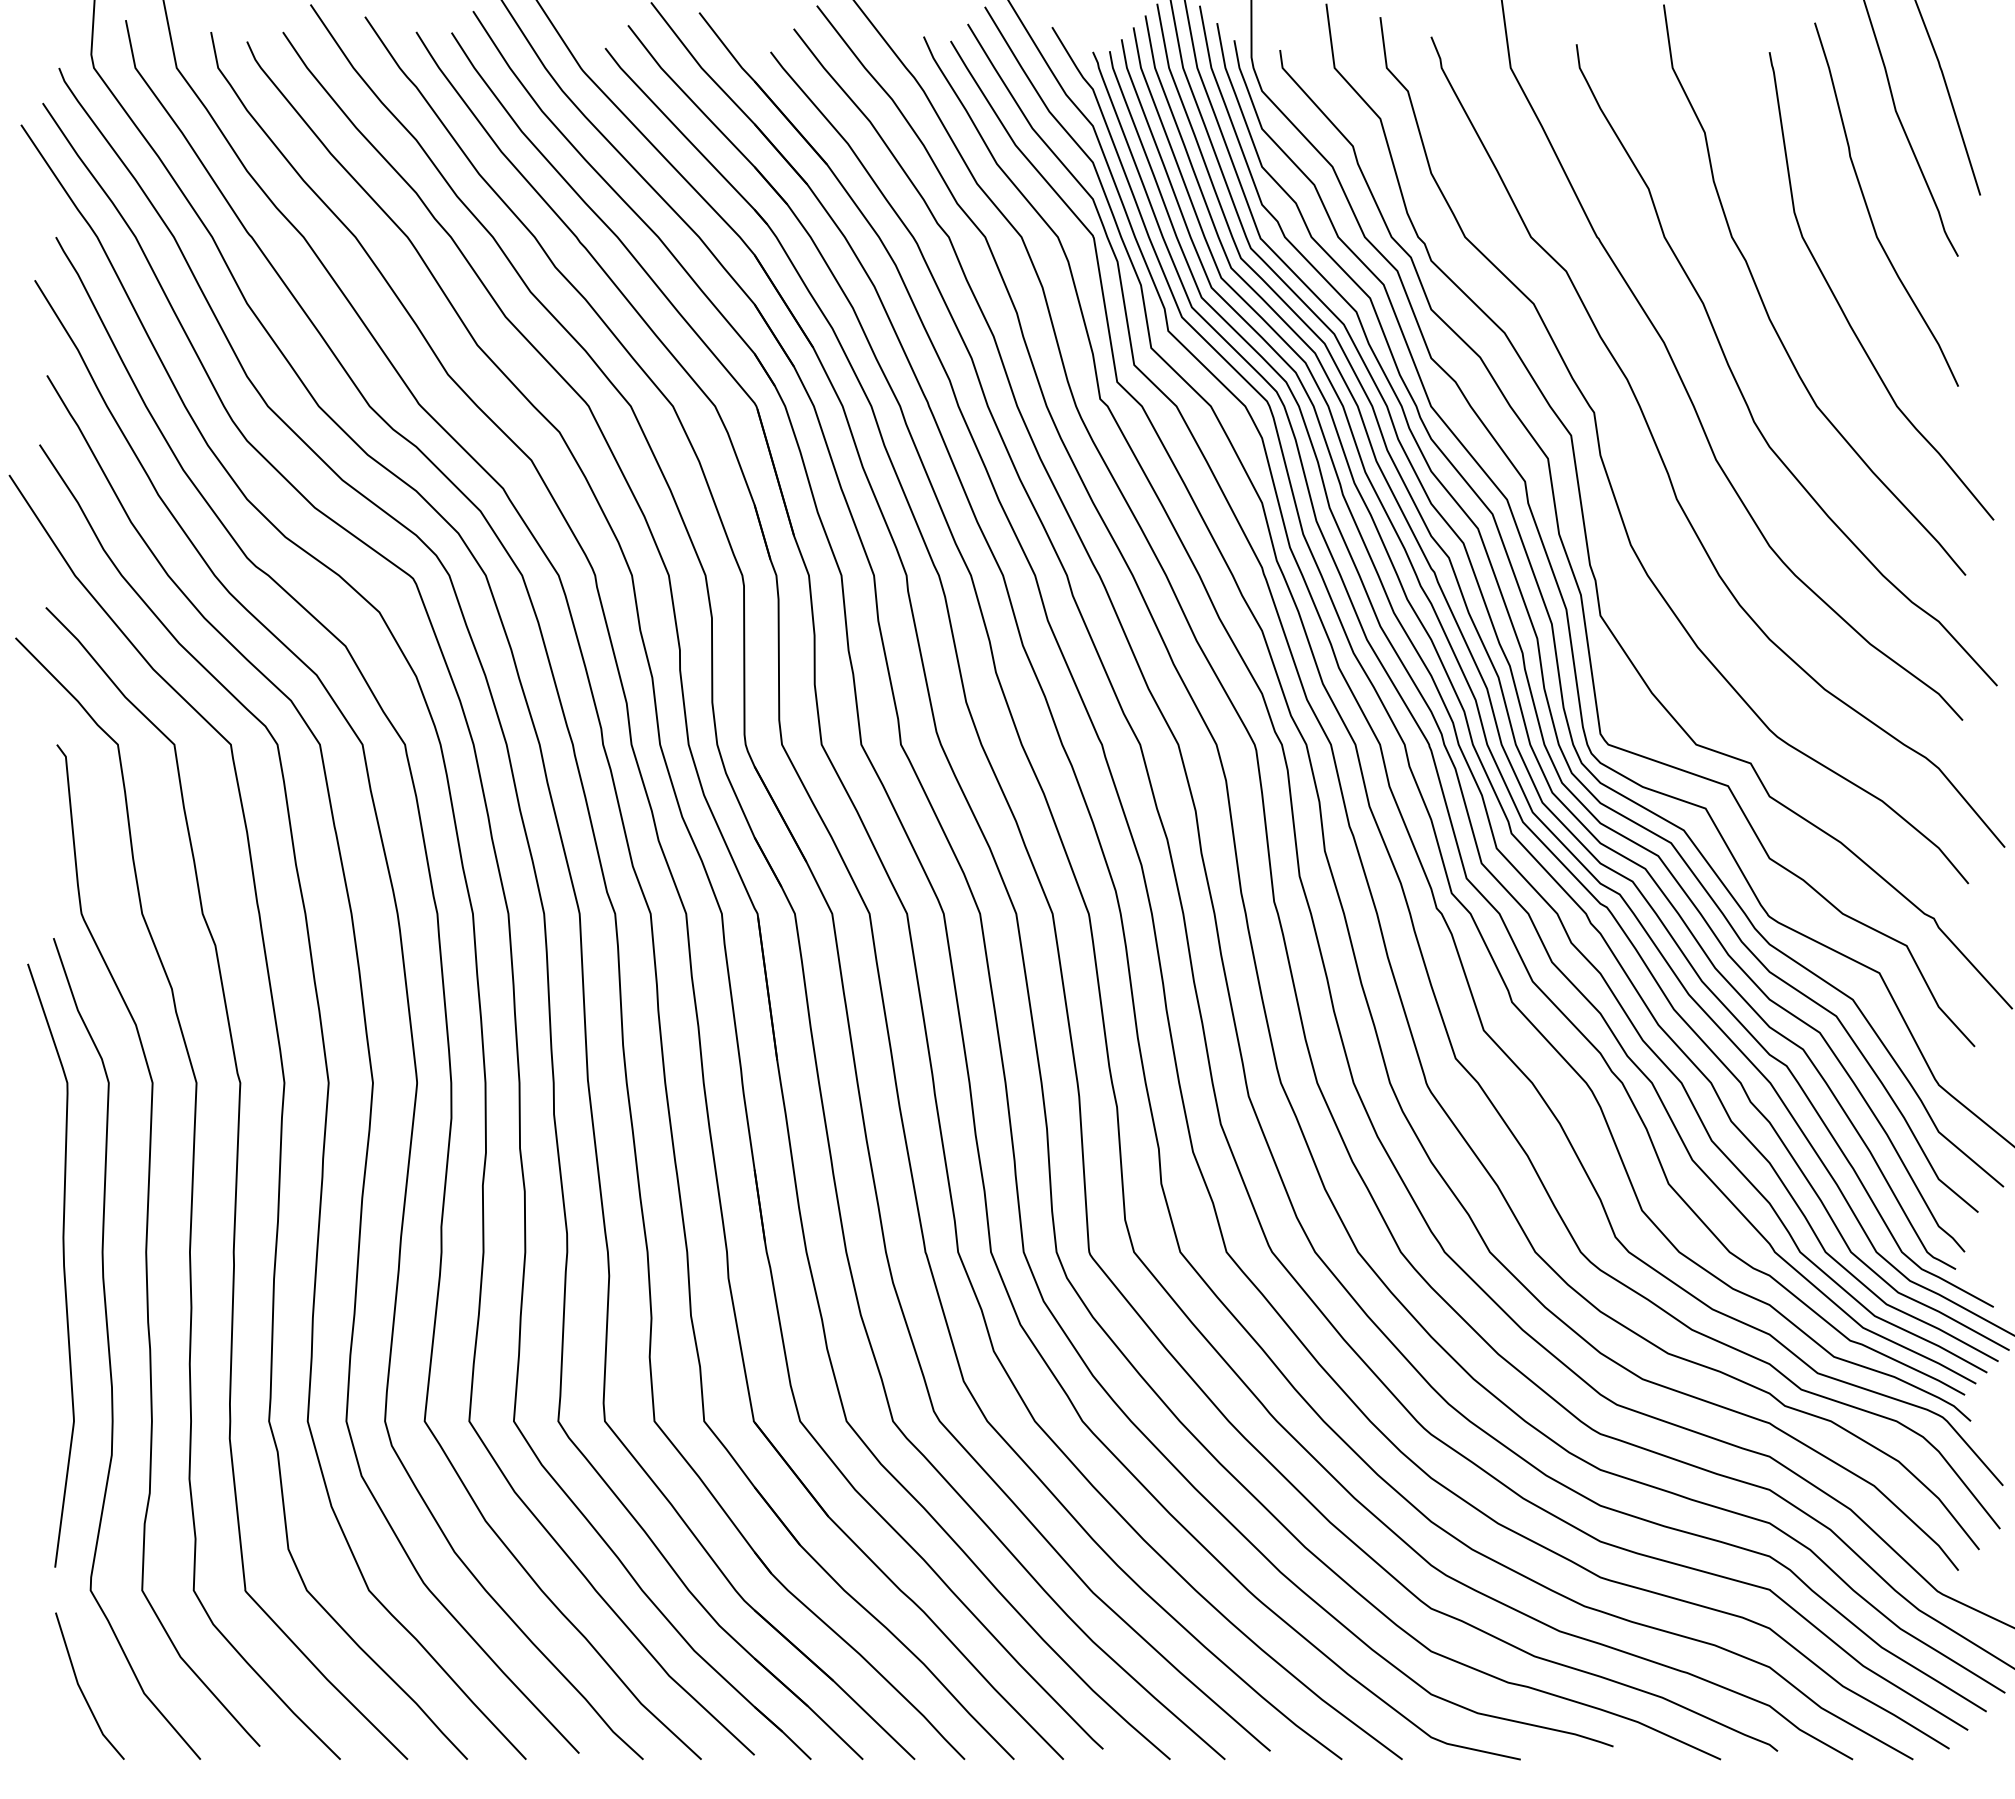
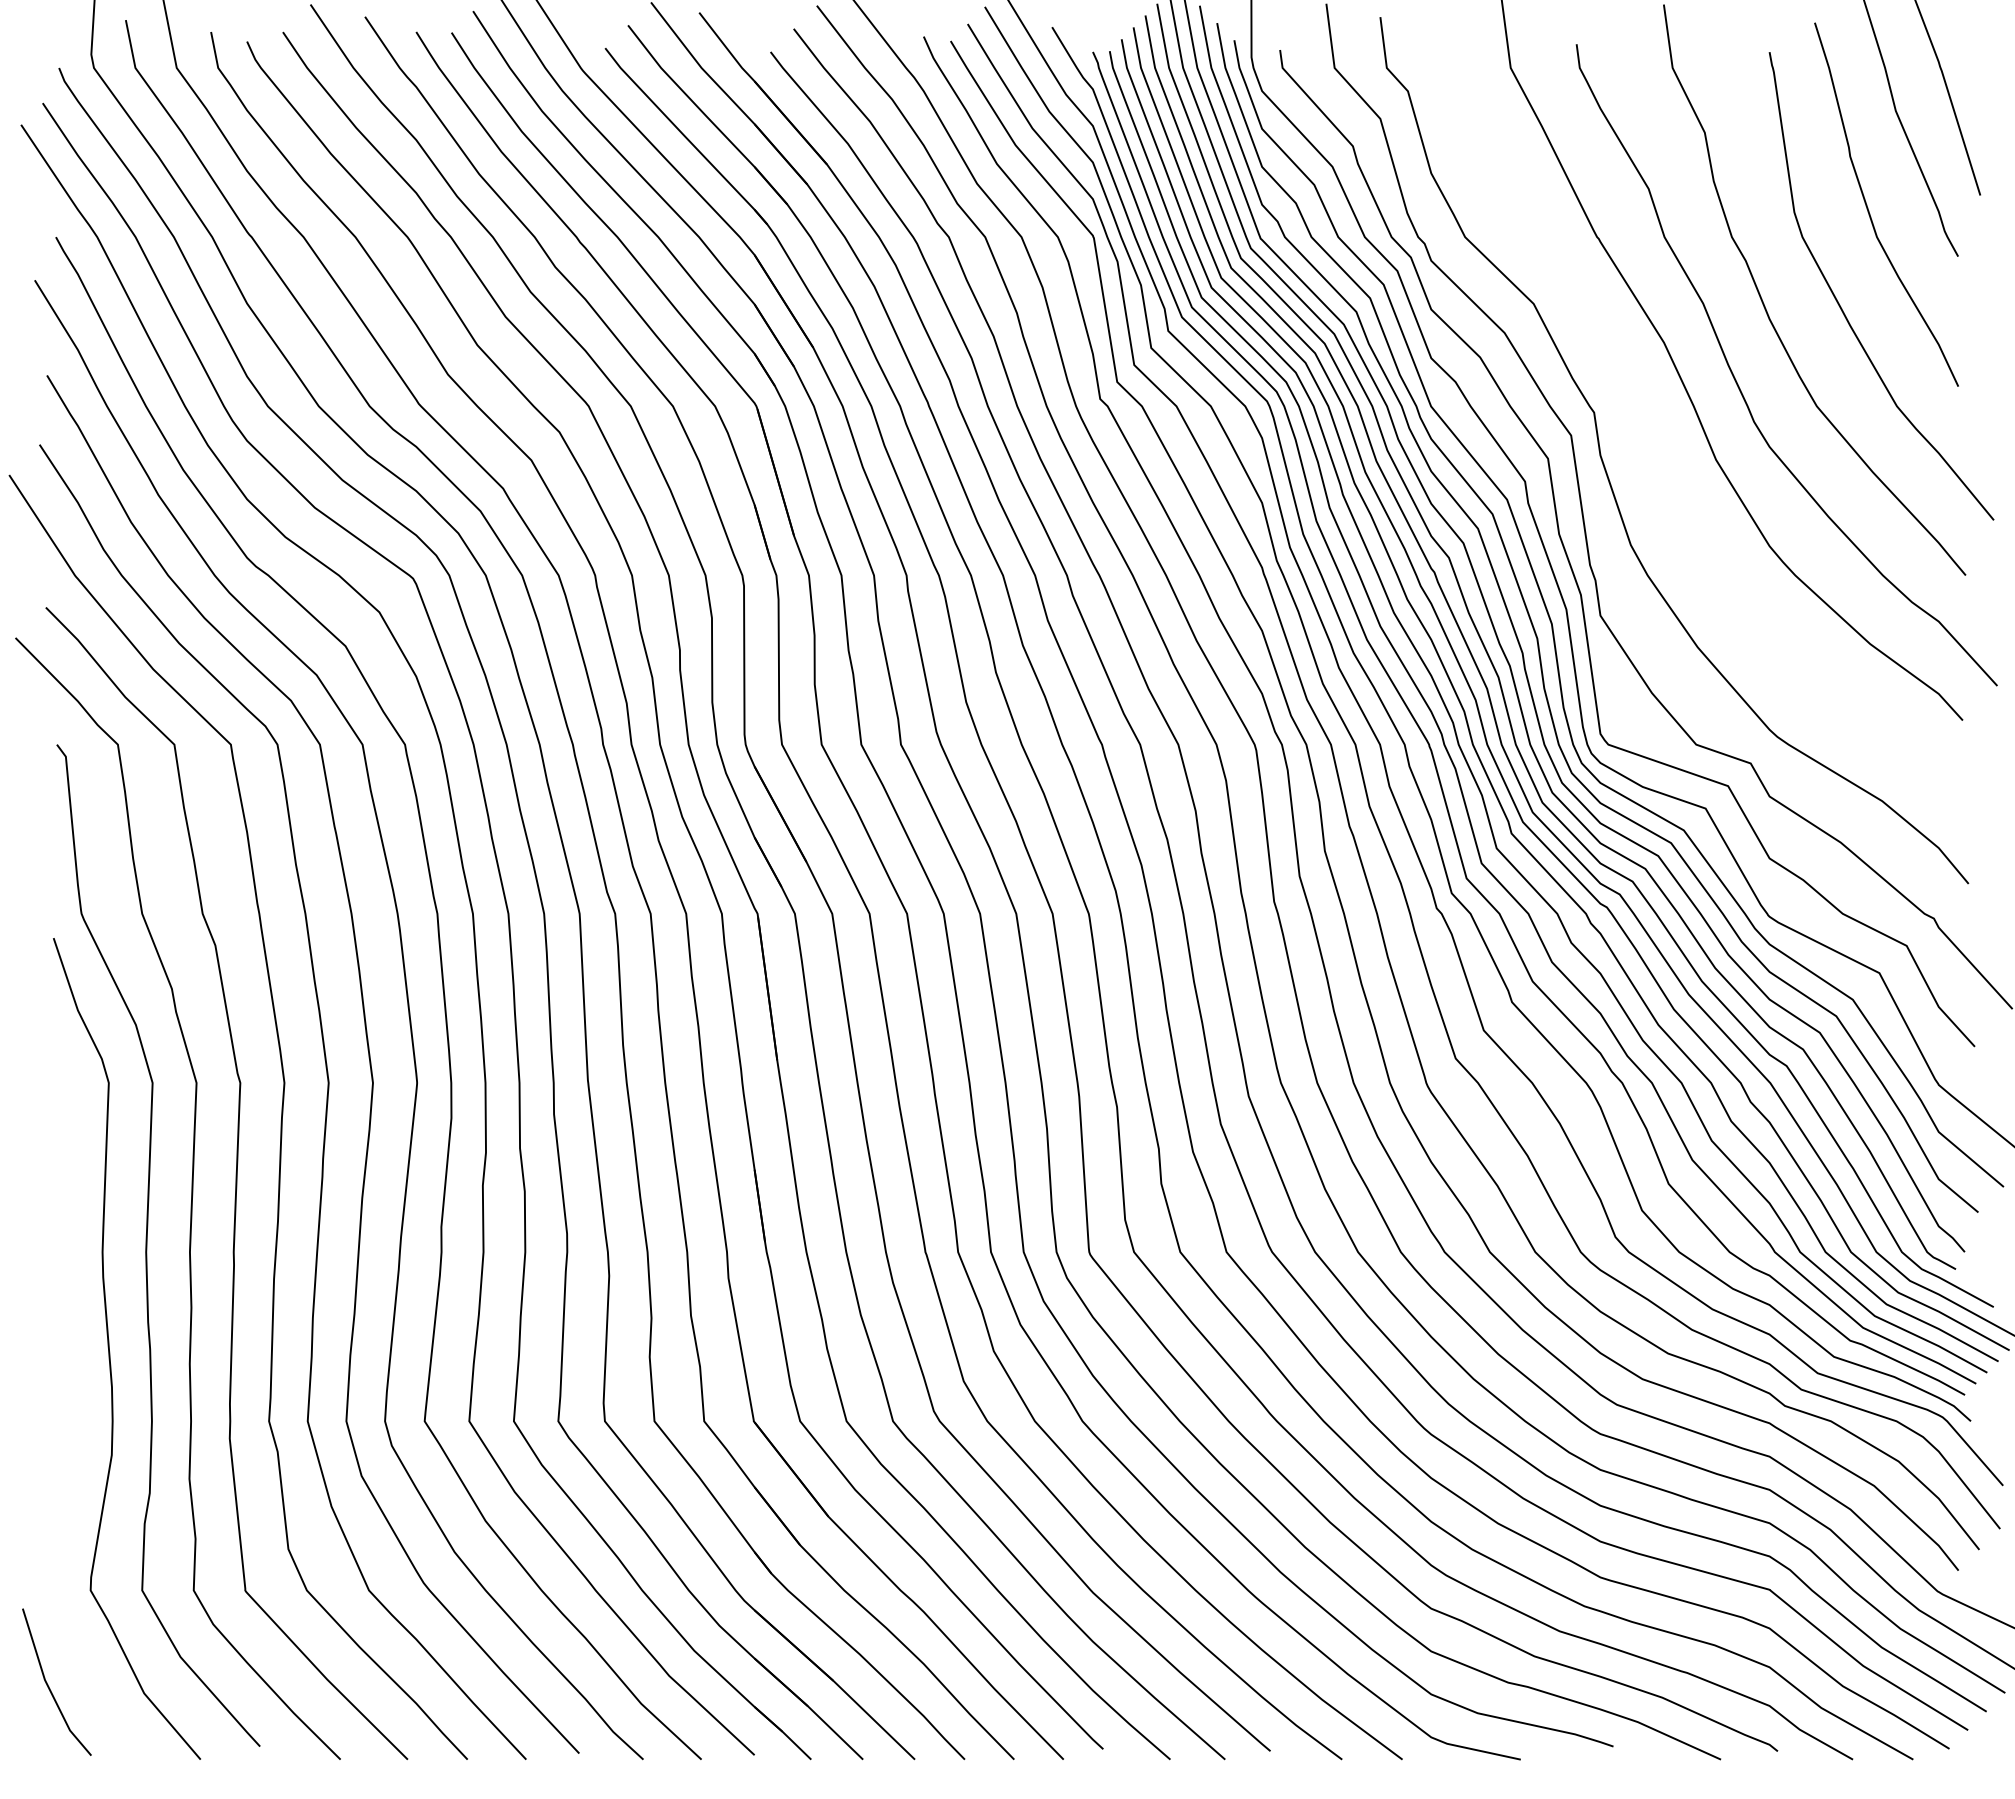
curve: present -> none (1665, 464)
curve: present -> none (63, 1265)
line position: (81, 1688) -> (48, 1684) (48, 1684)
